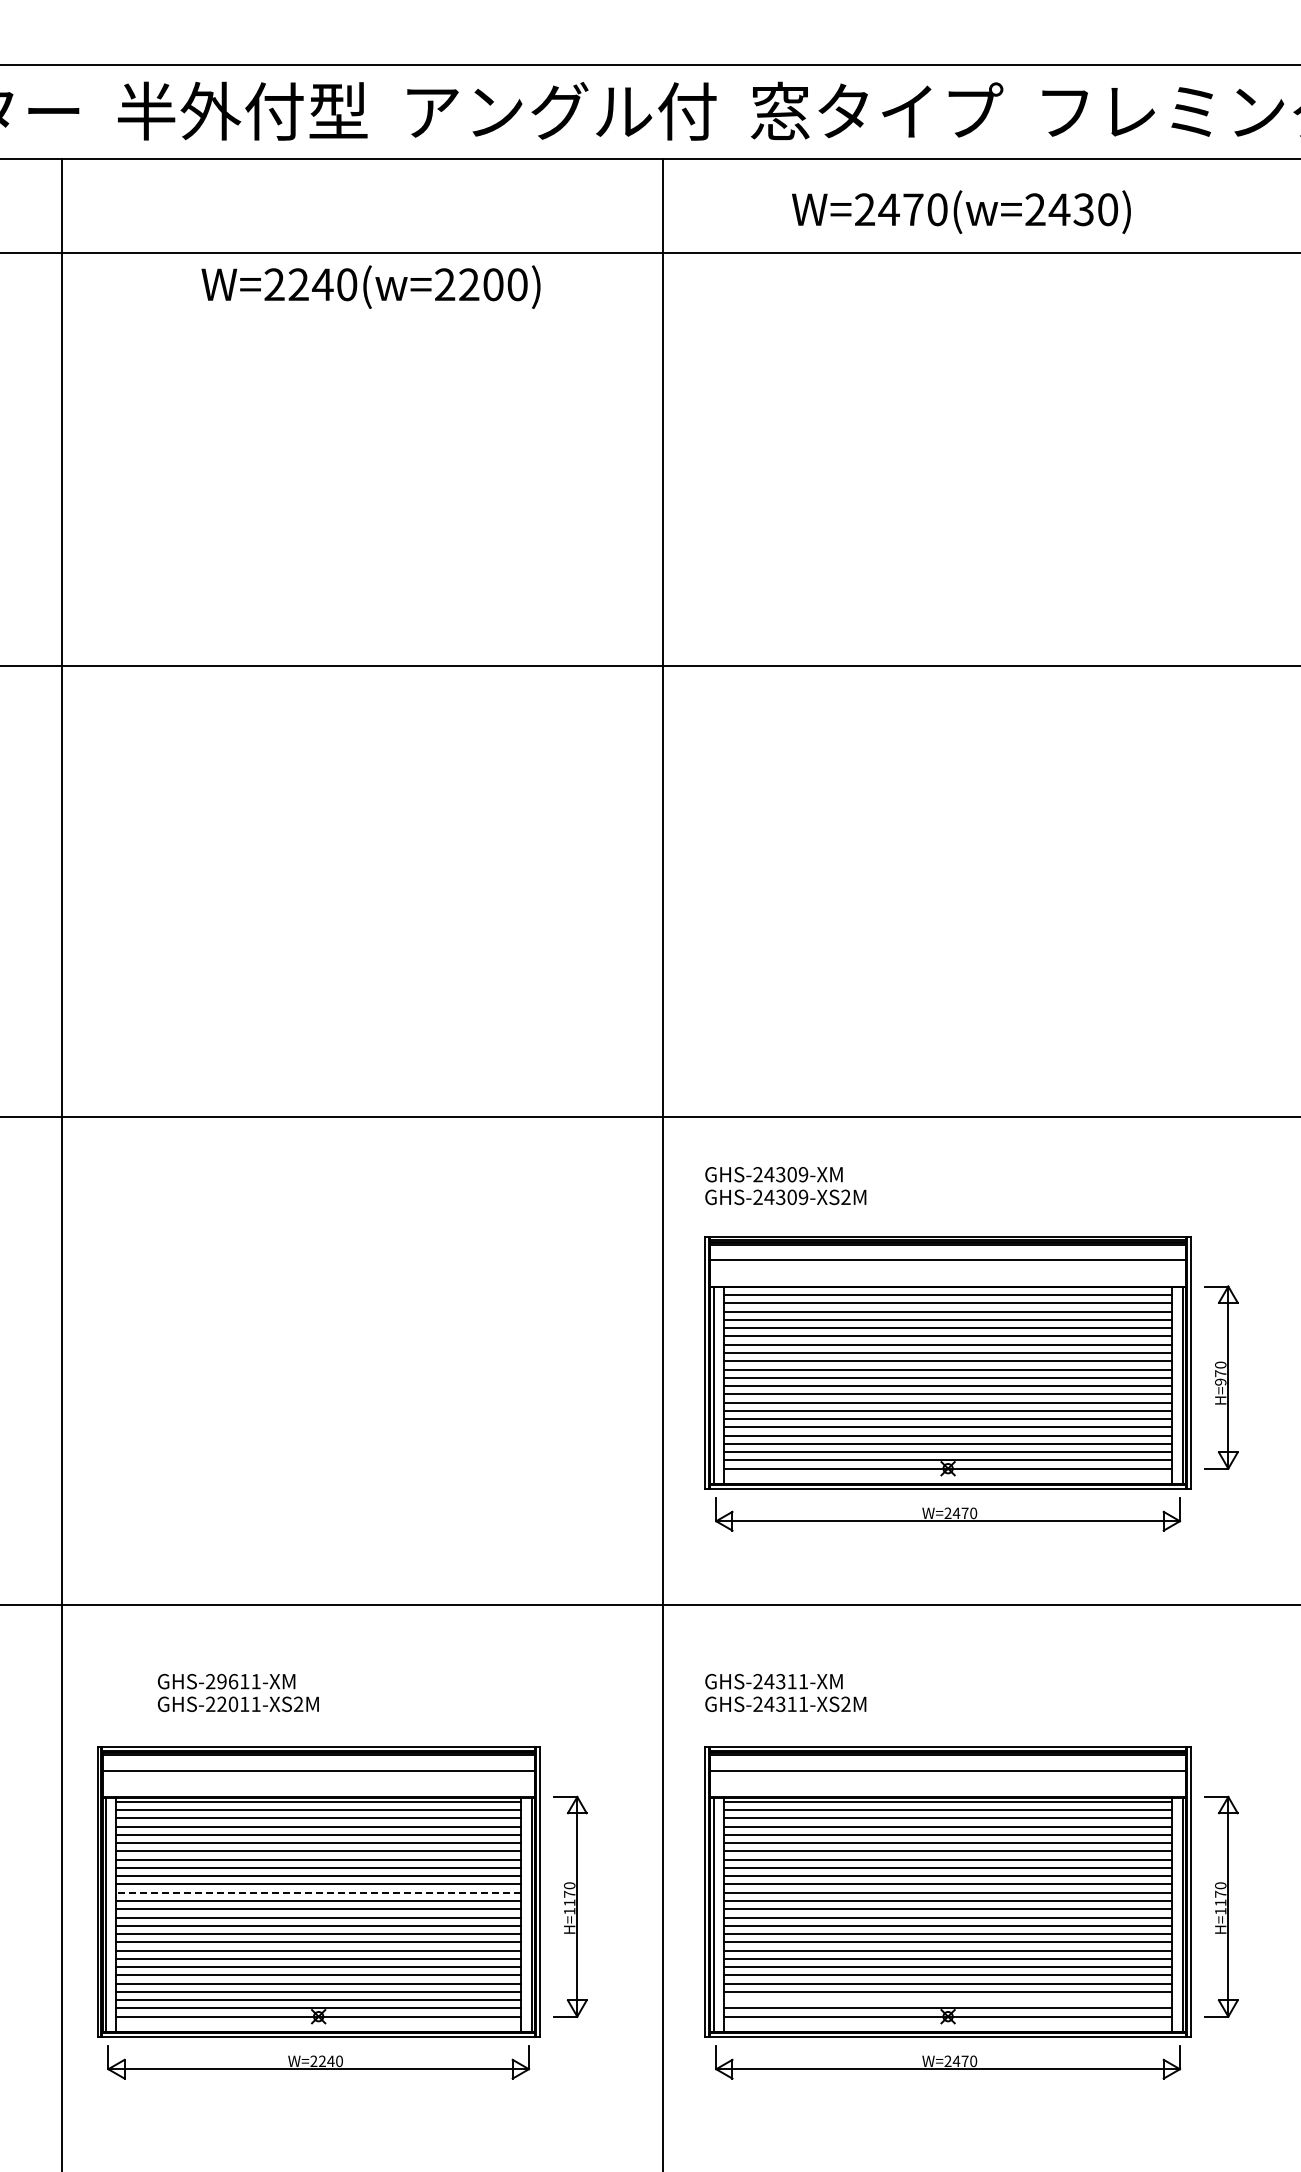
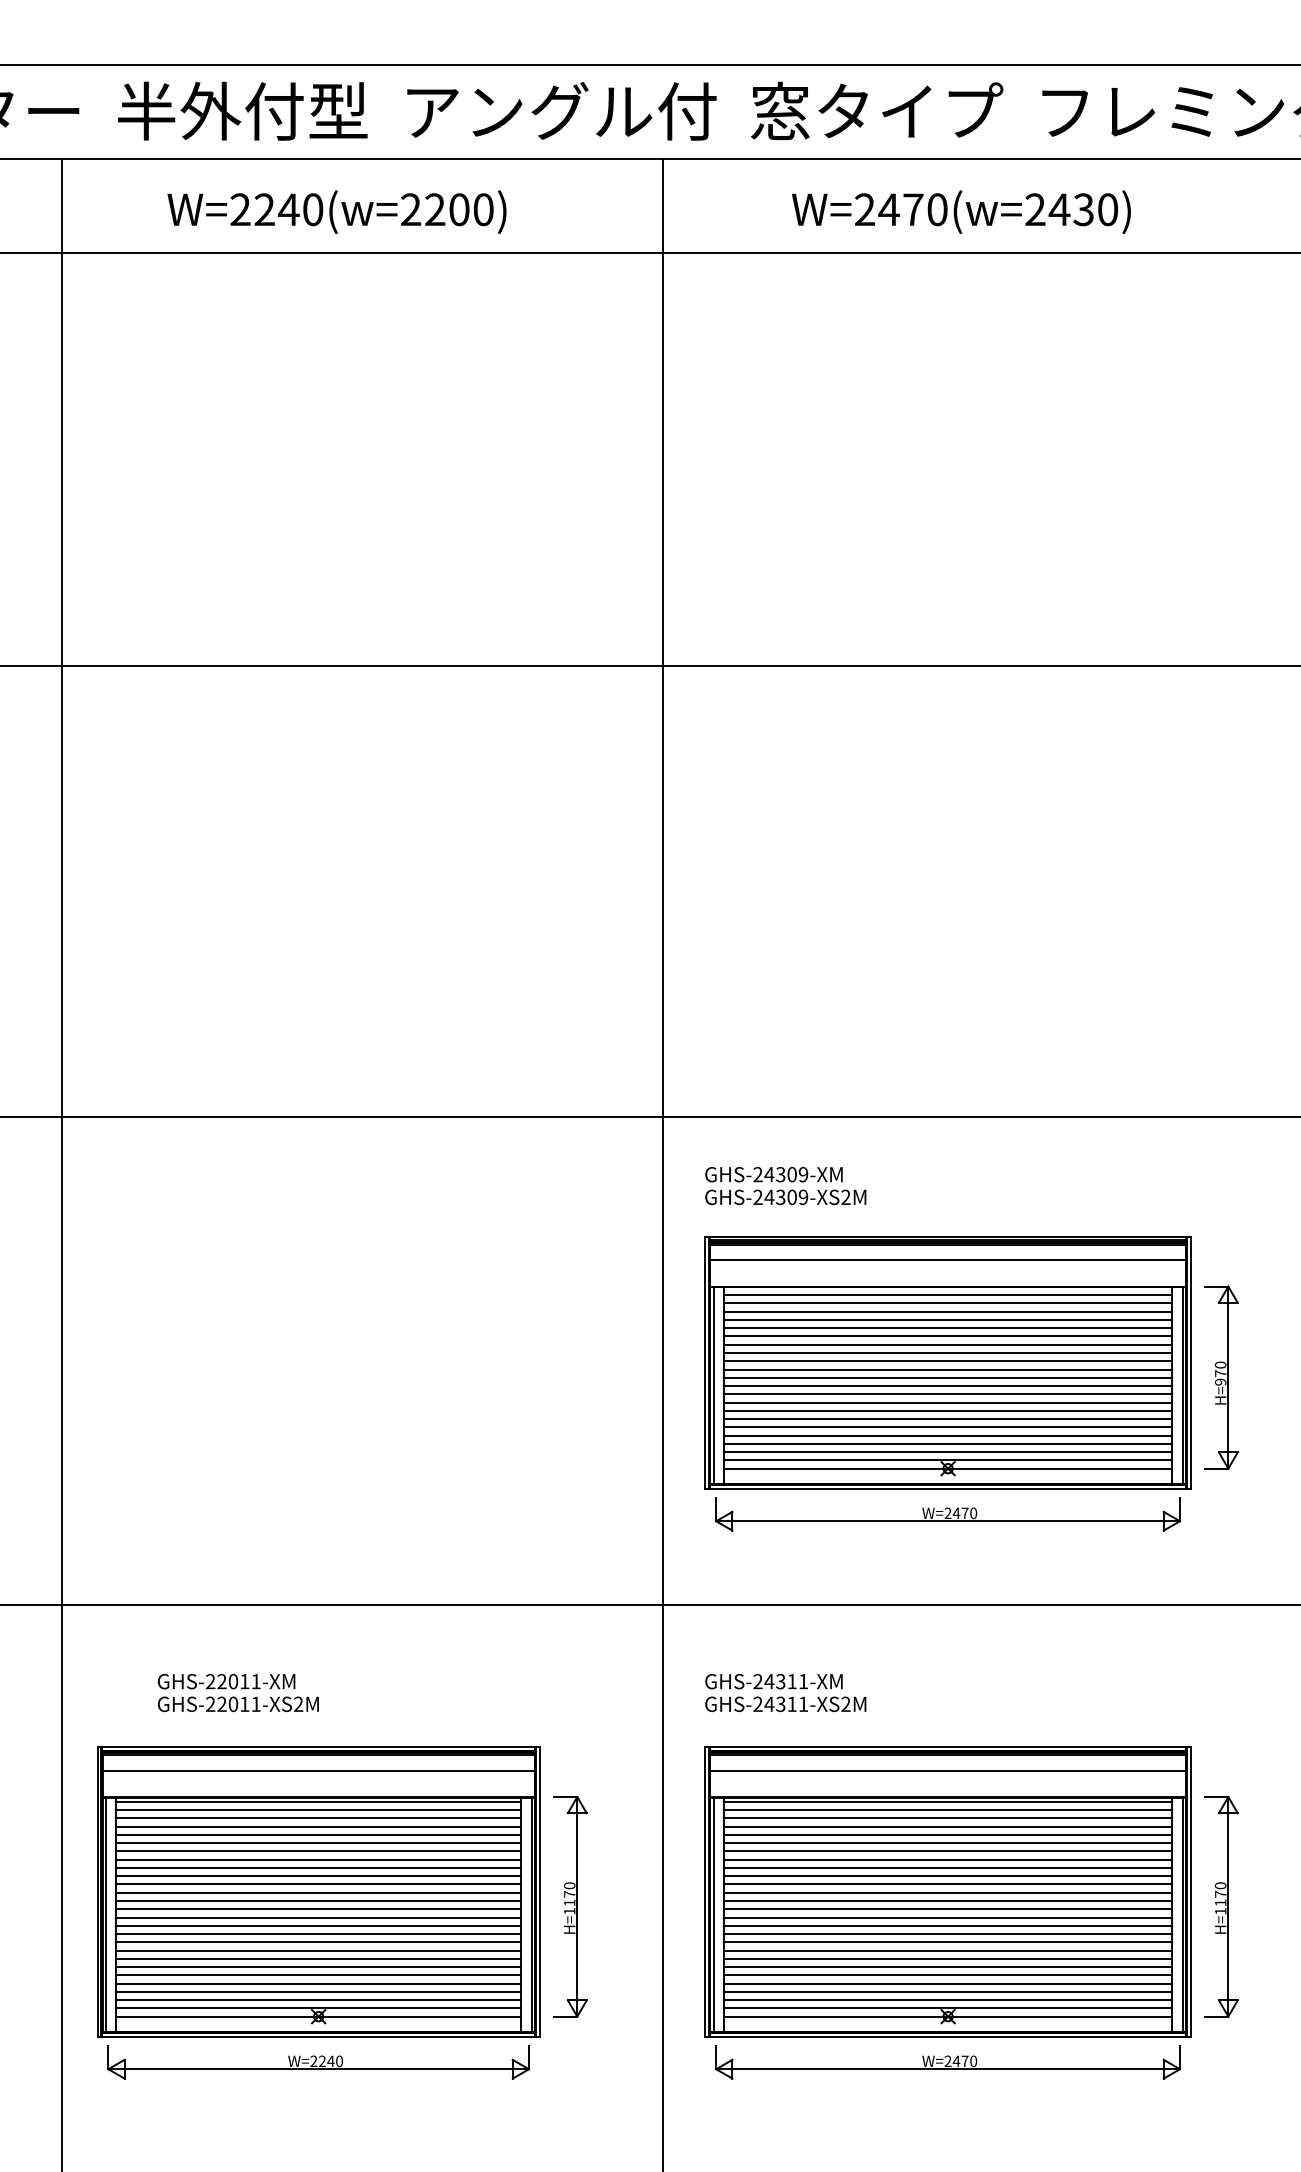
text position: (370, 286) -> (336, 211) (336, 211)
text: GHS-29611-XM -> GHS-22011-XM (227, 1681)
line: dashed -> solid (318, 1892)
line: none -> present (948, 2000)
